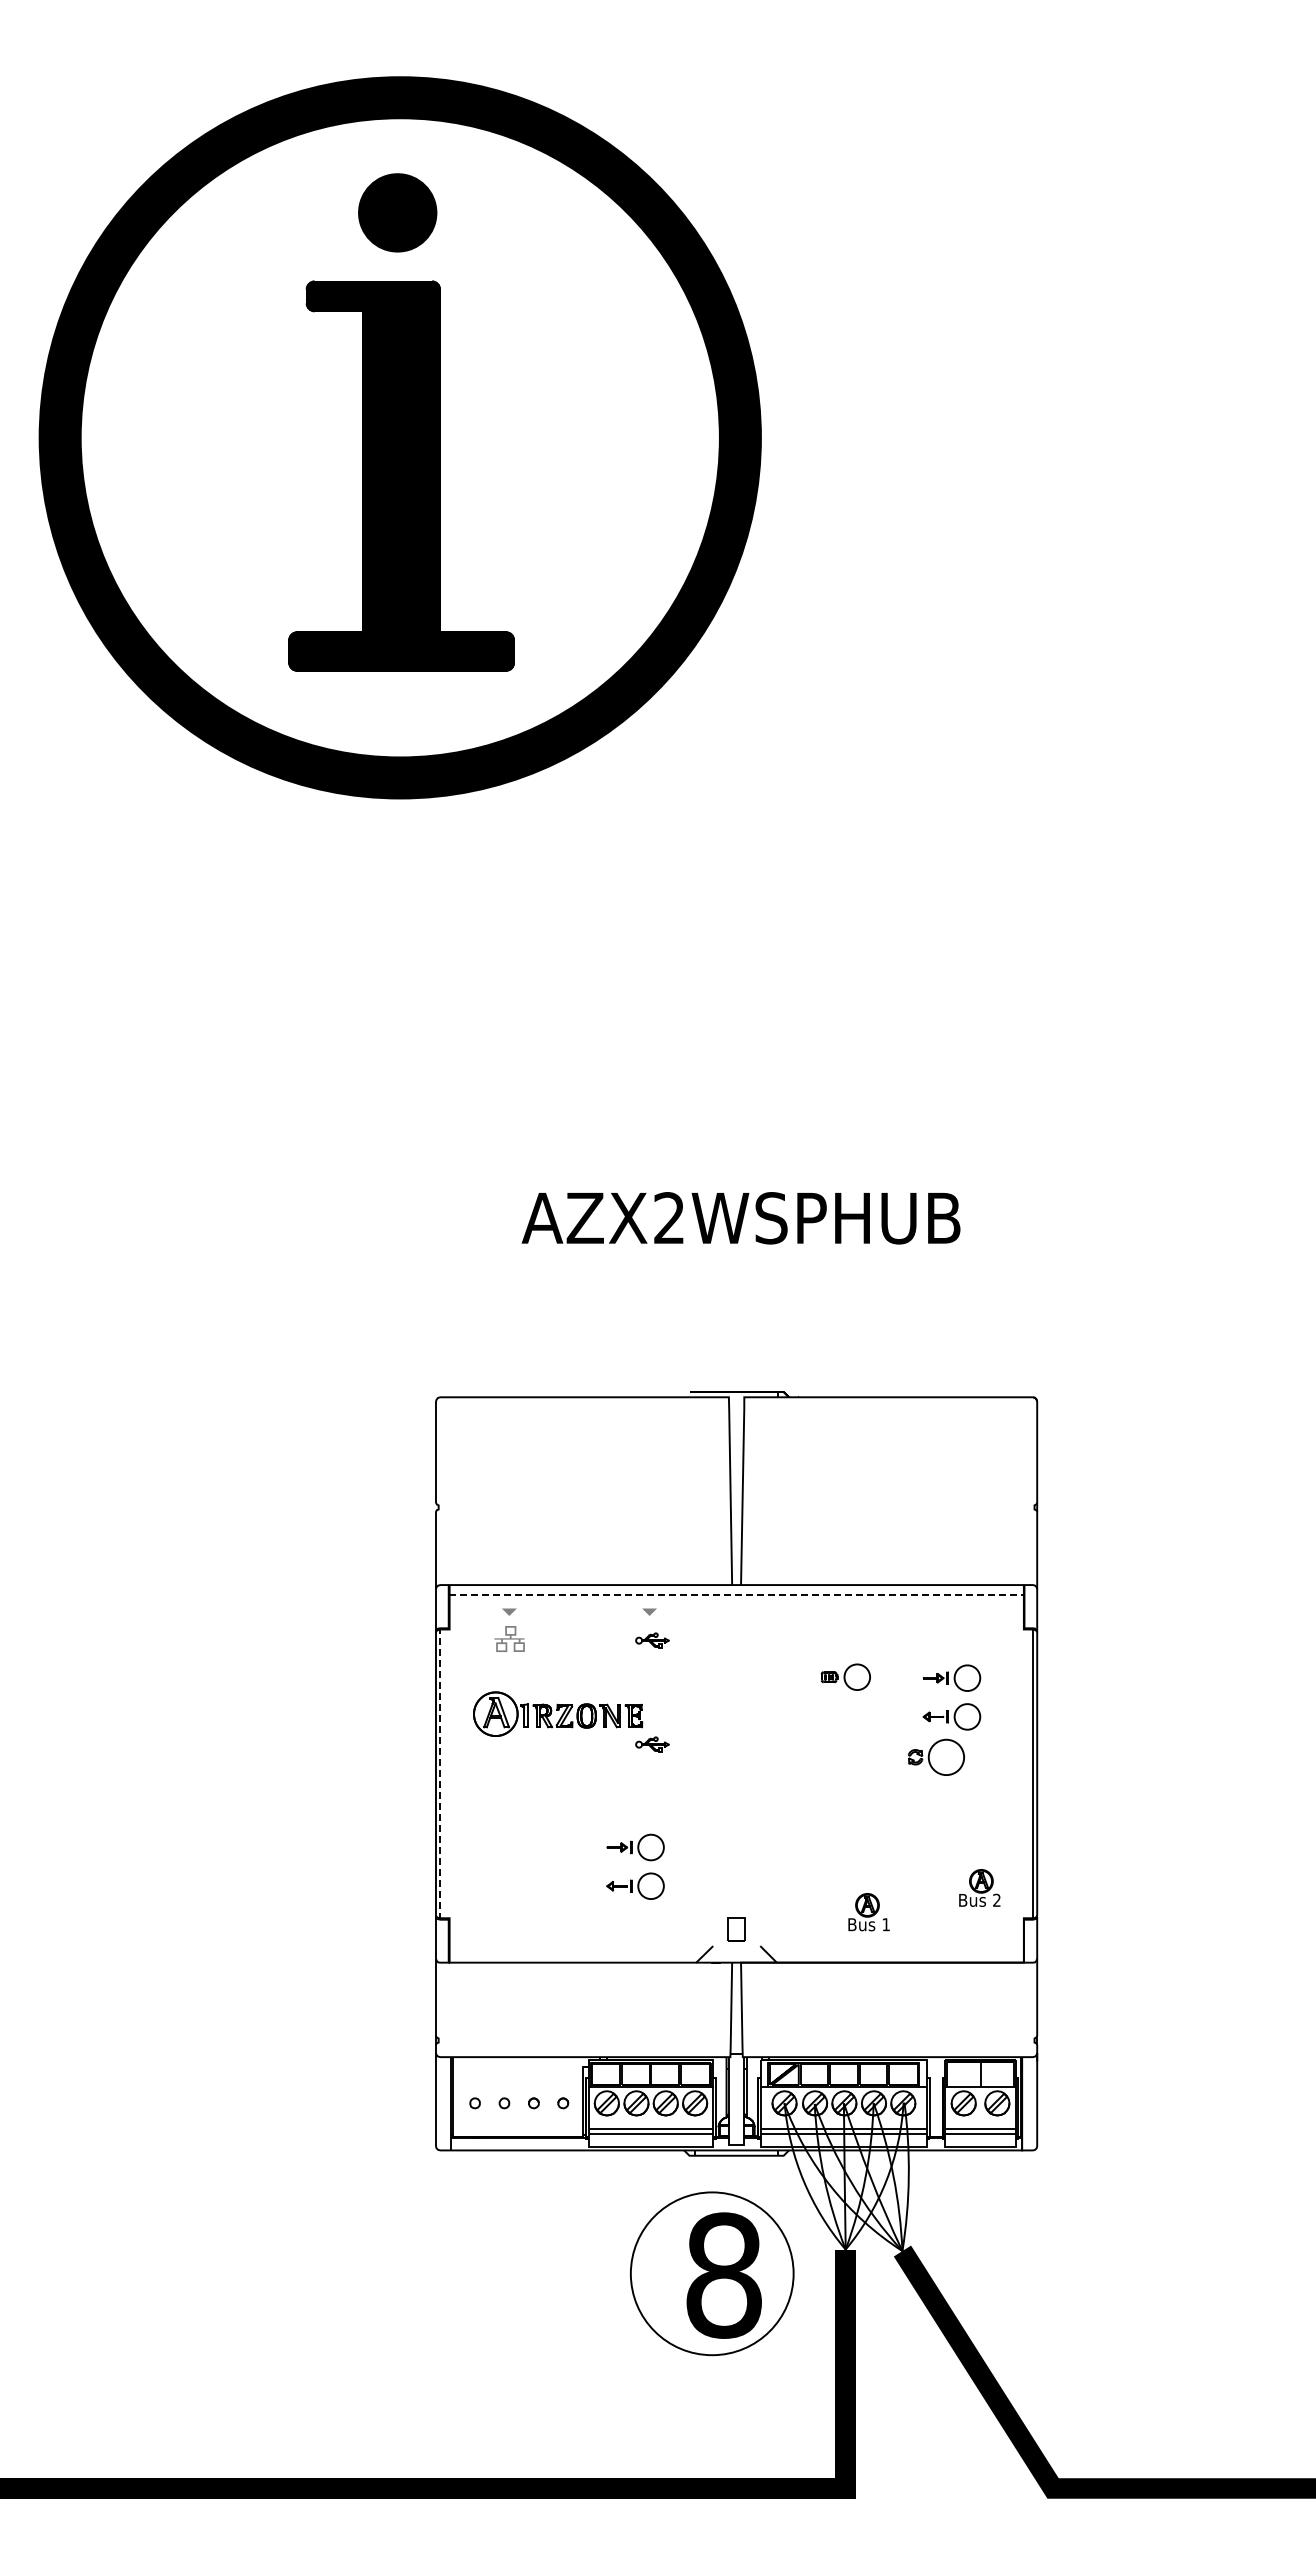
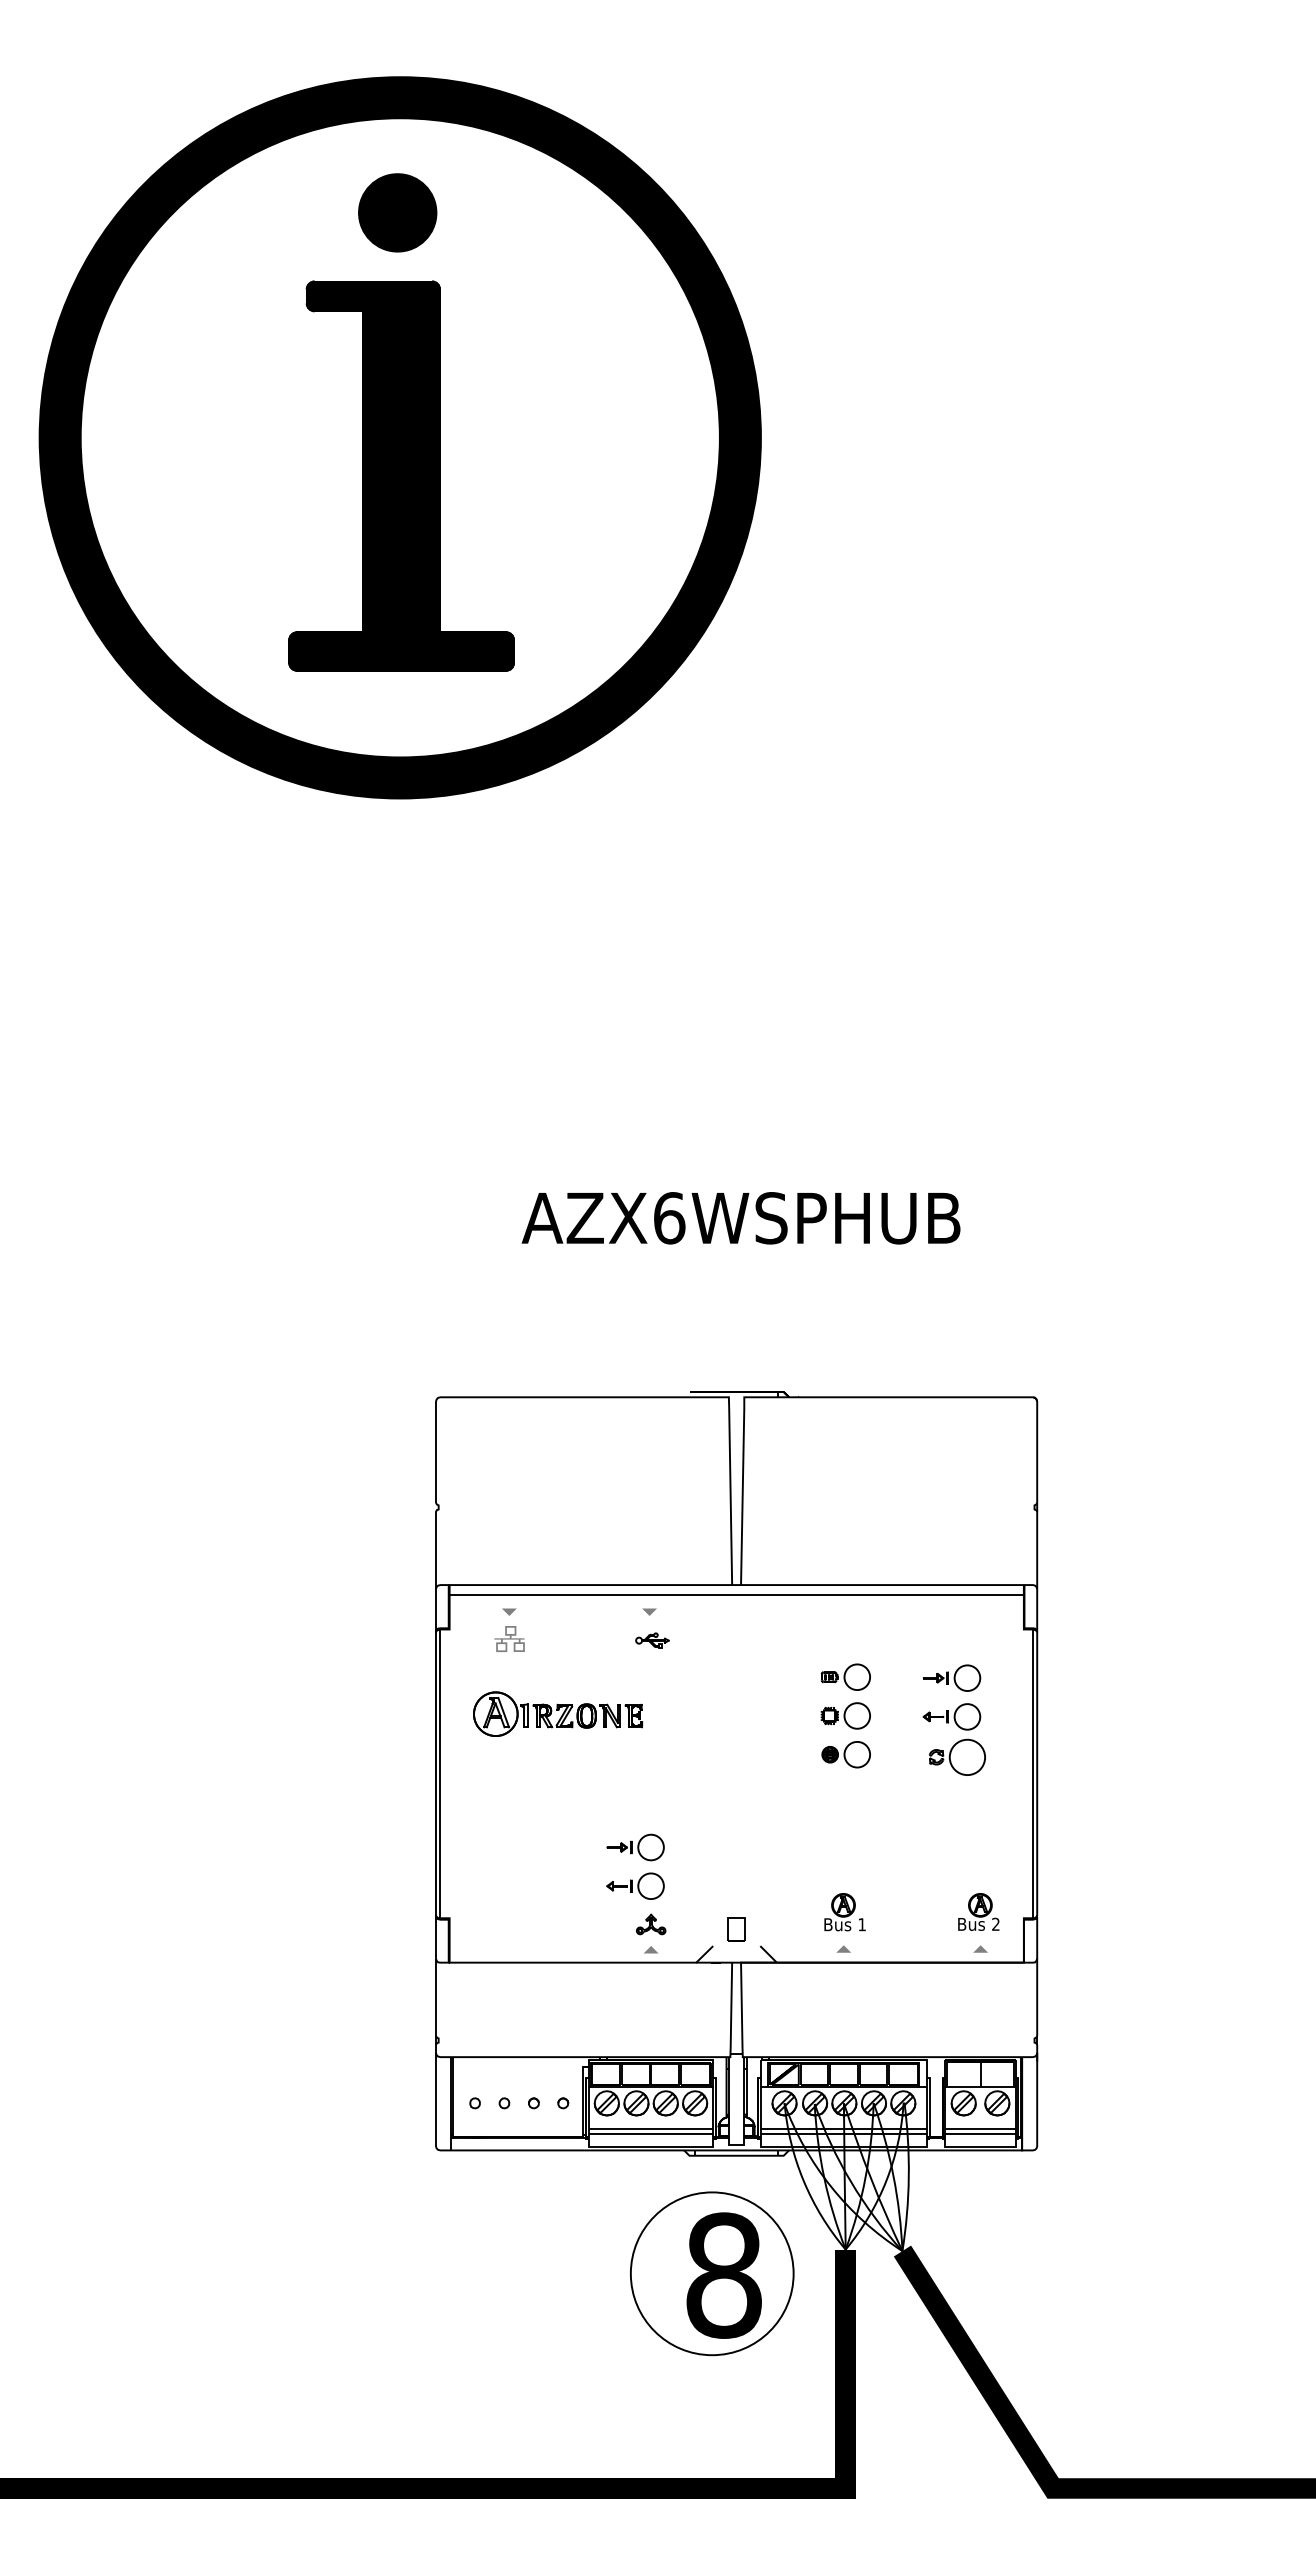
text: AZX2WSPHUB -> AZX6WSPHUB (669, 1218)
line: dashed -> solid (736, 1594)
part: none -> present (845, 1715)
part: present -> none (652, 1744)
part: none -> present (845, 1754)
part position: (936, 1756) -> (957, 1756) (957, 1756)
line: dashed -> solid (440, 1774)
part position: (979, 1887) -> (978, 1911) (978, 1911)
part position: (868, 1912) -> (844, 1912) (844, 1912)
part: none -> present (651, 1924)
fill: none -> present (843, 1948)
fill: none -> present (980, 1948)
fill: none -> present (650, 1949)
